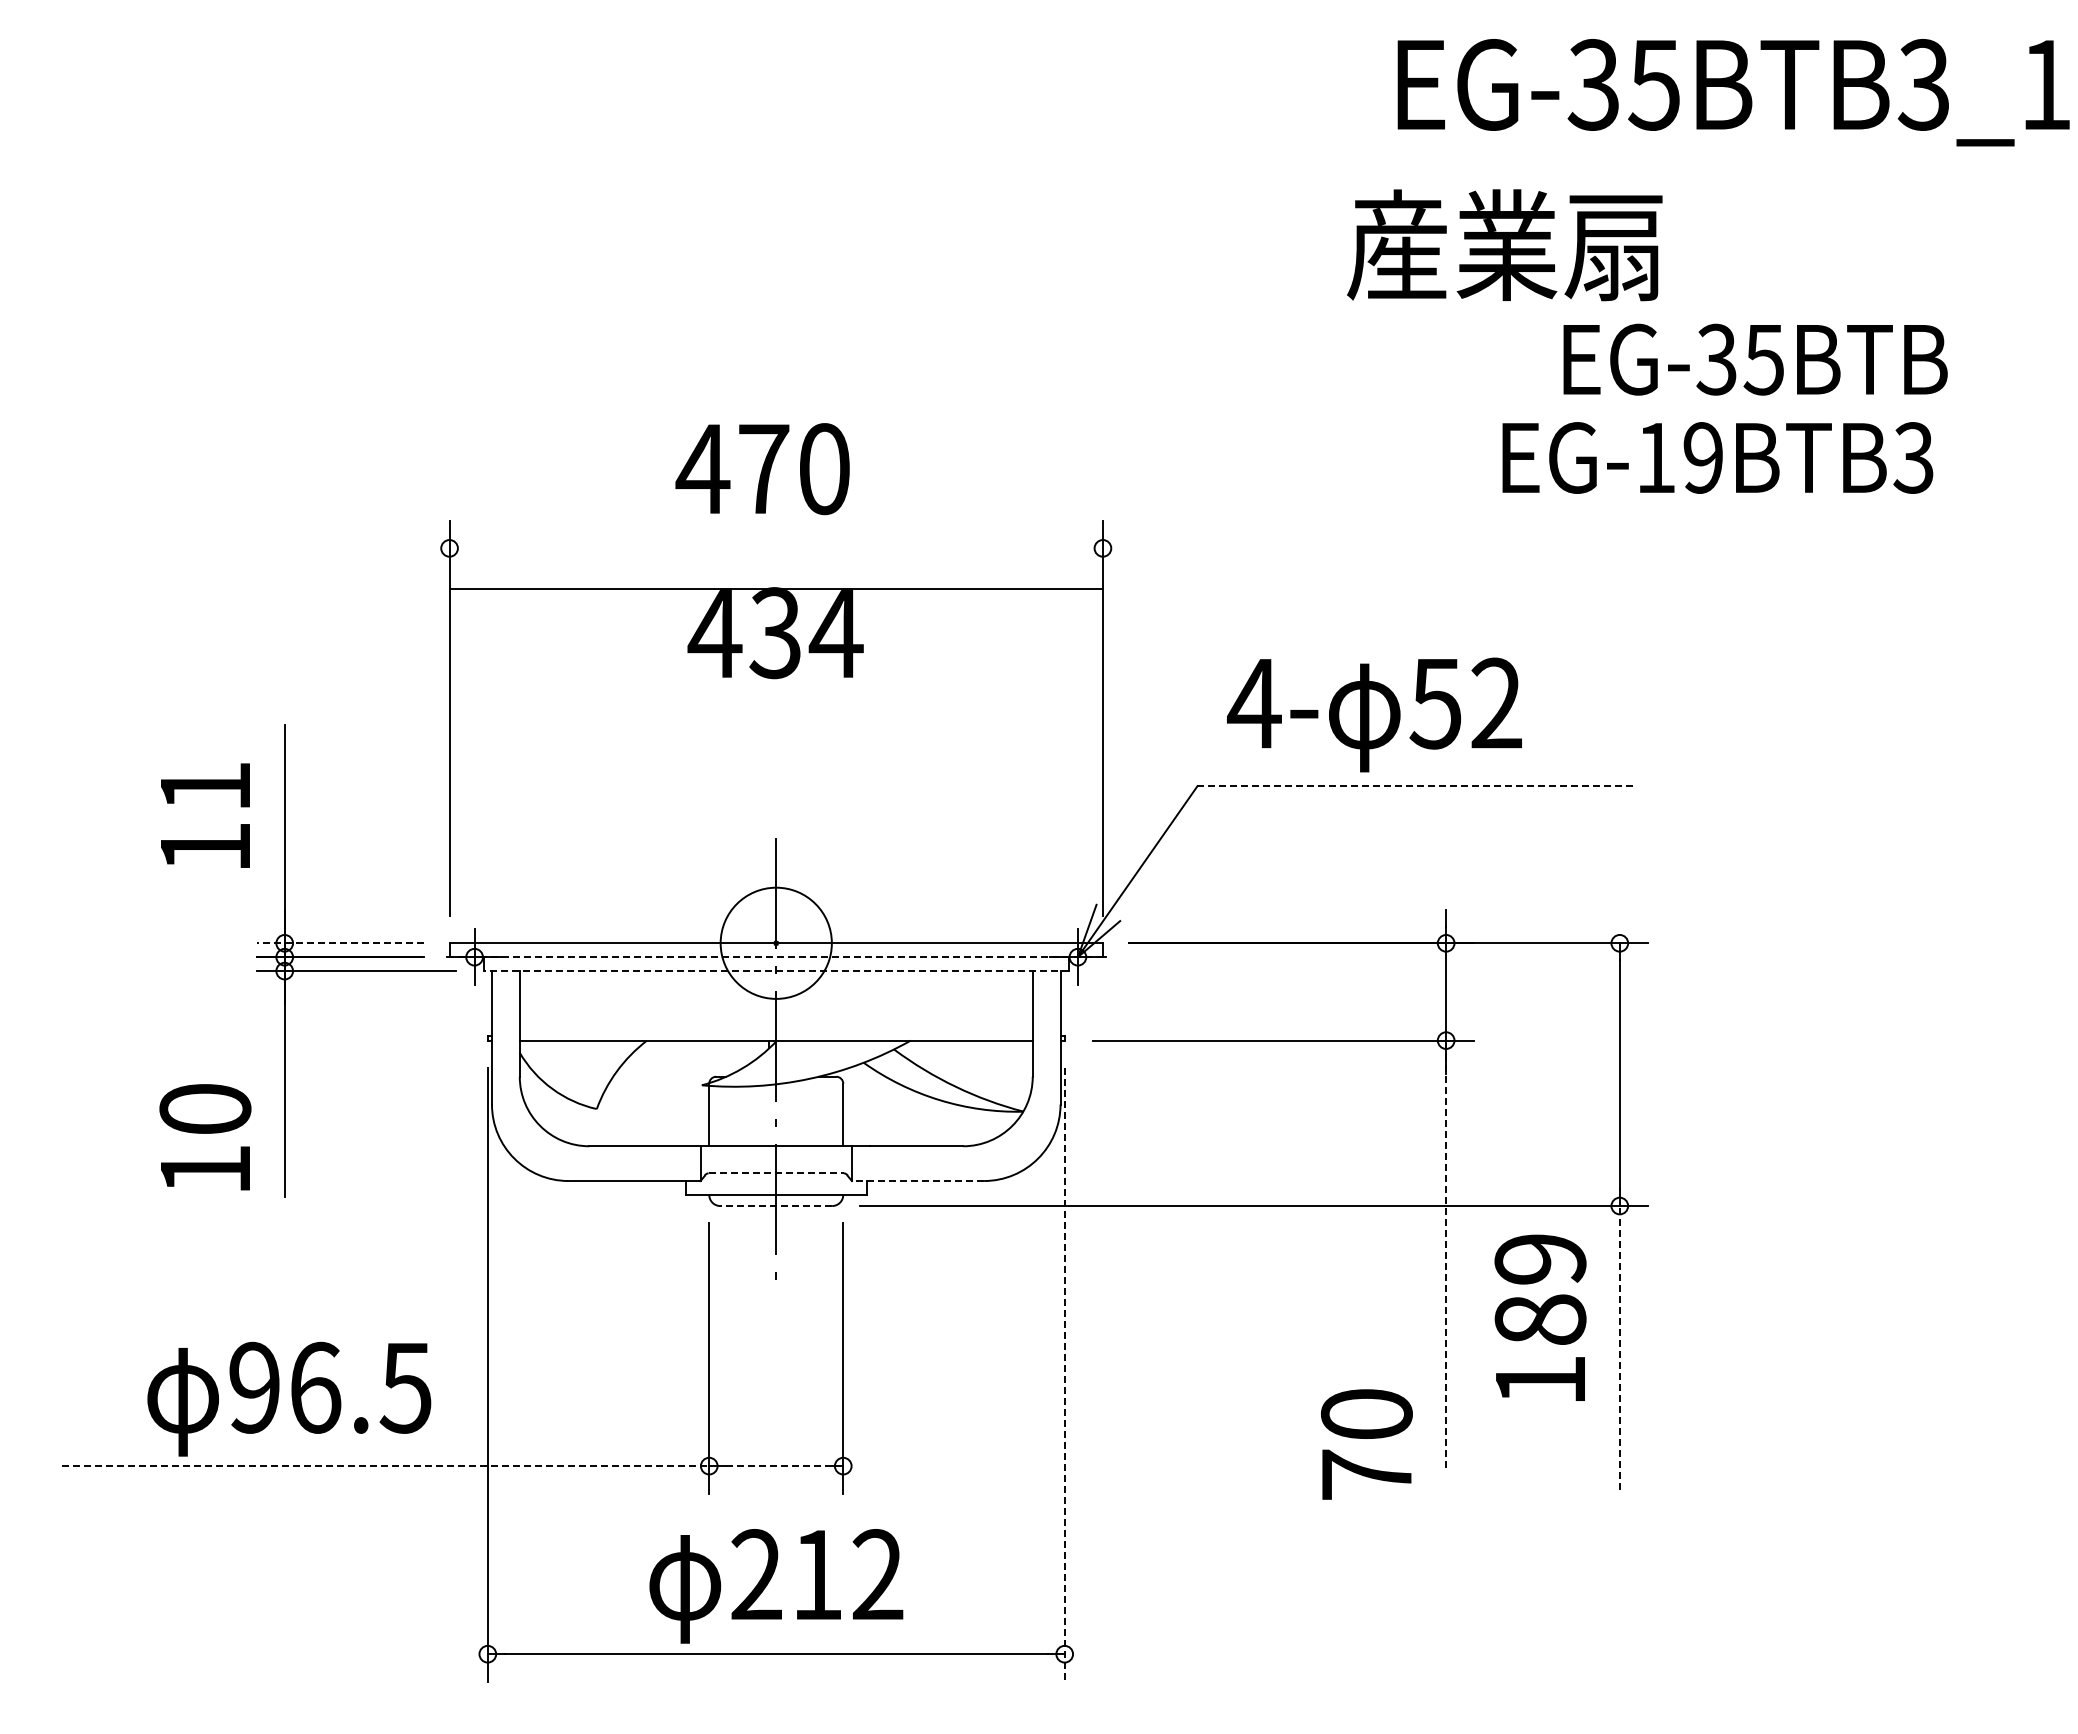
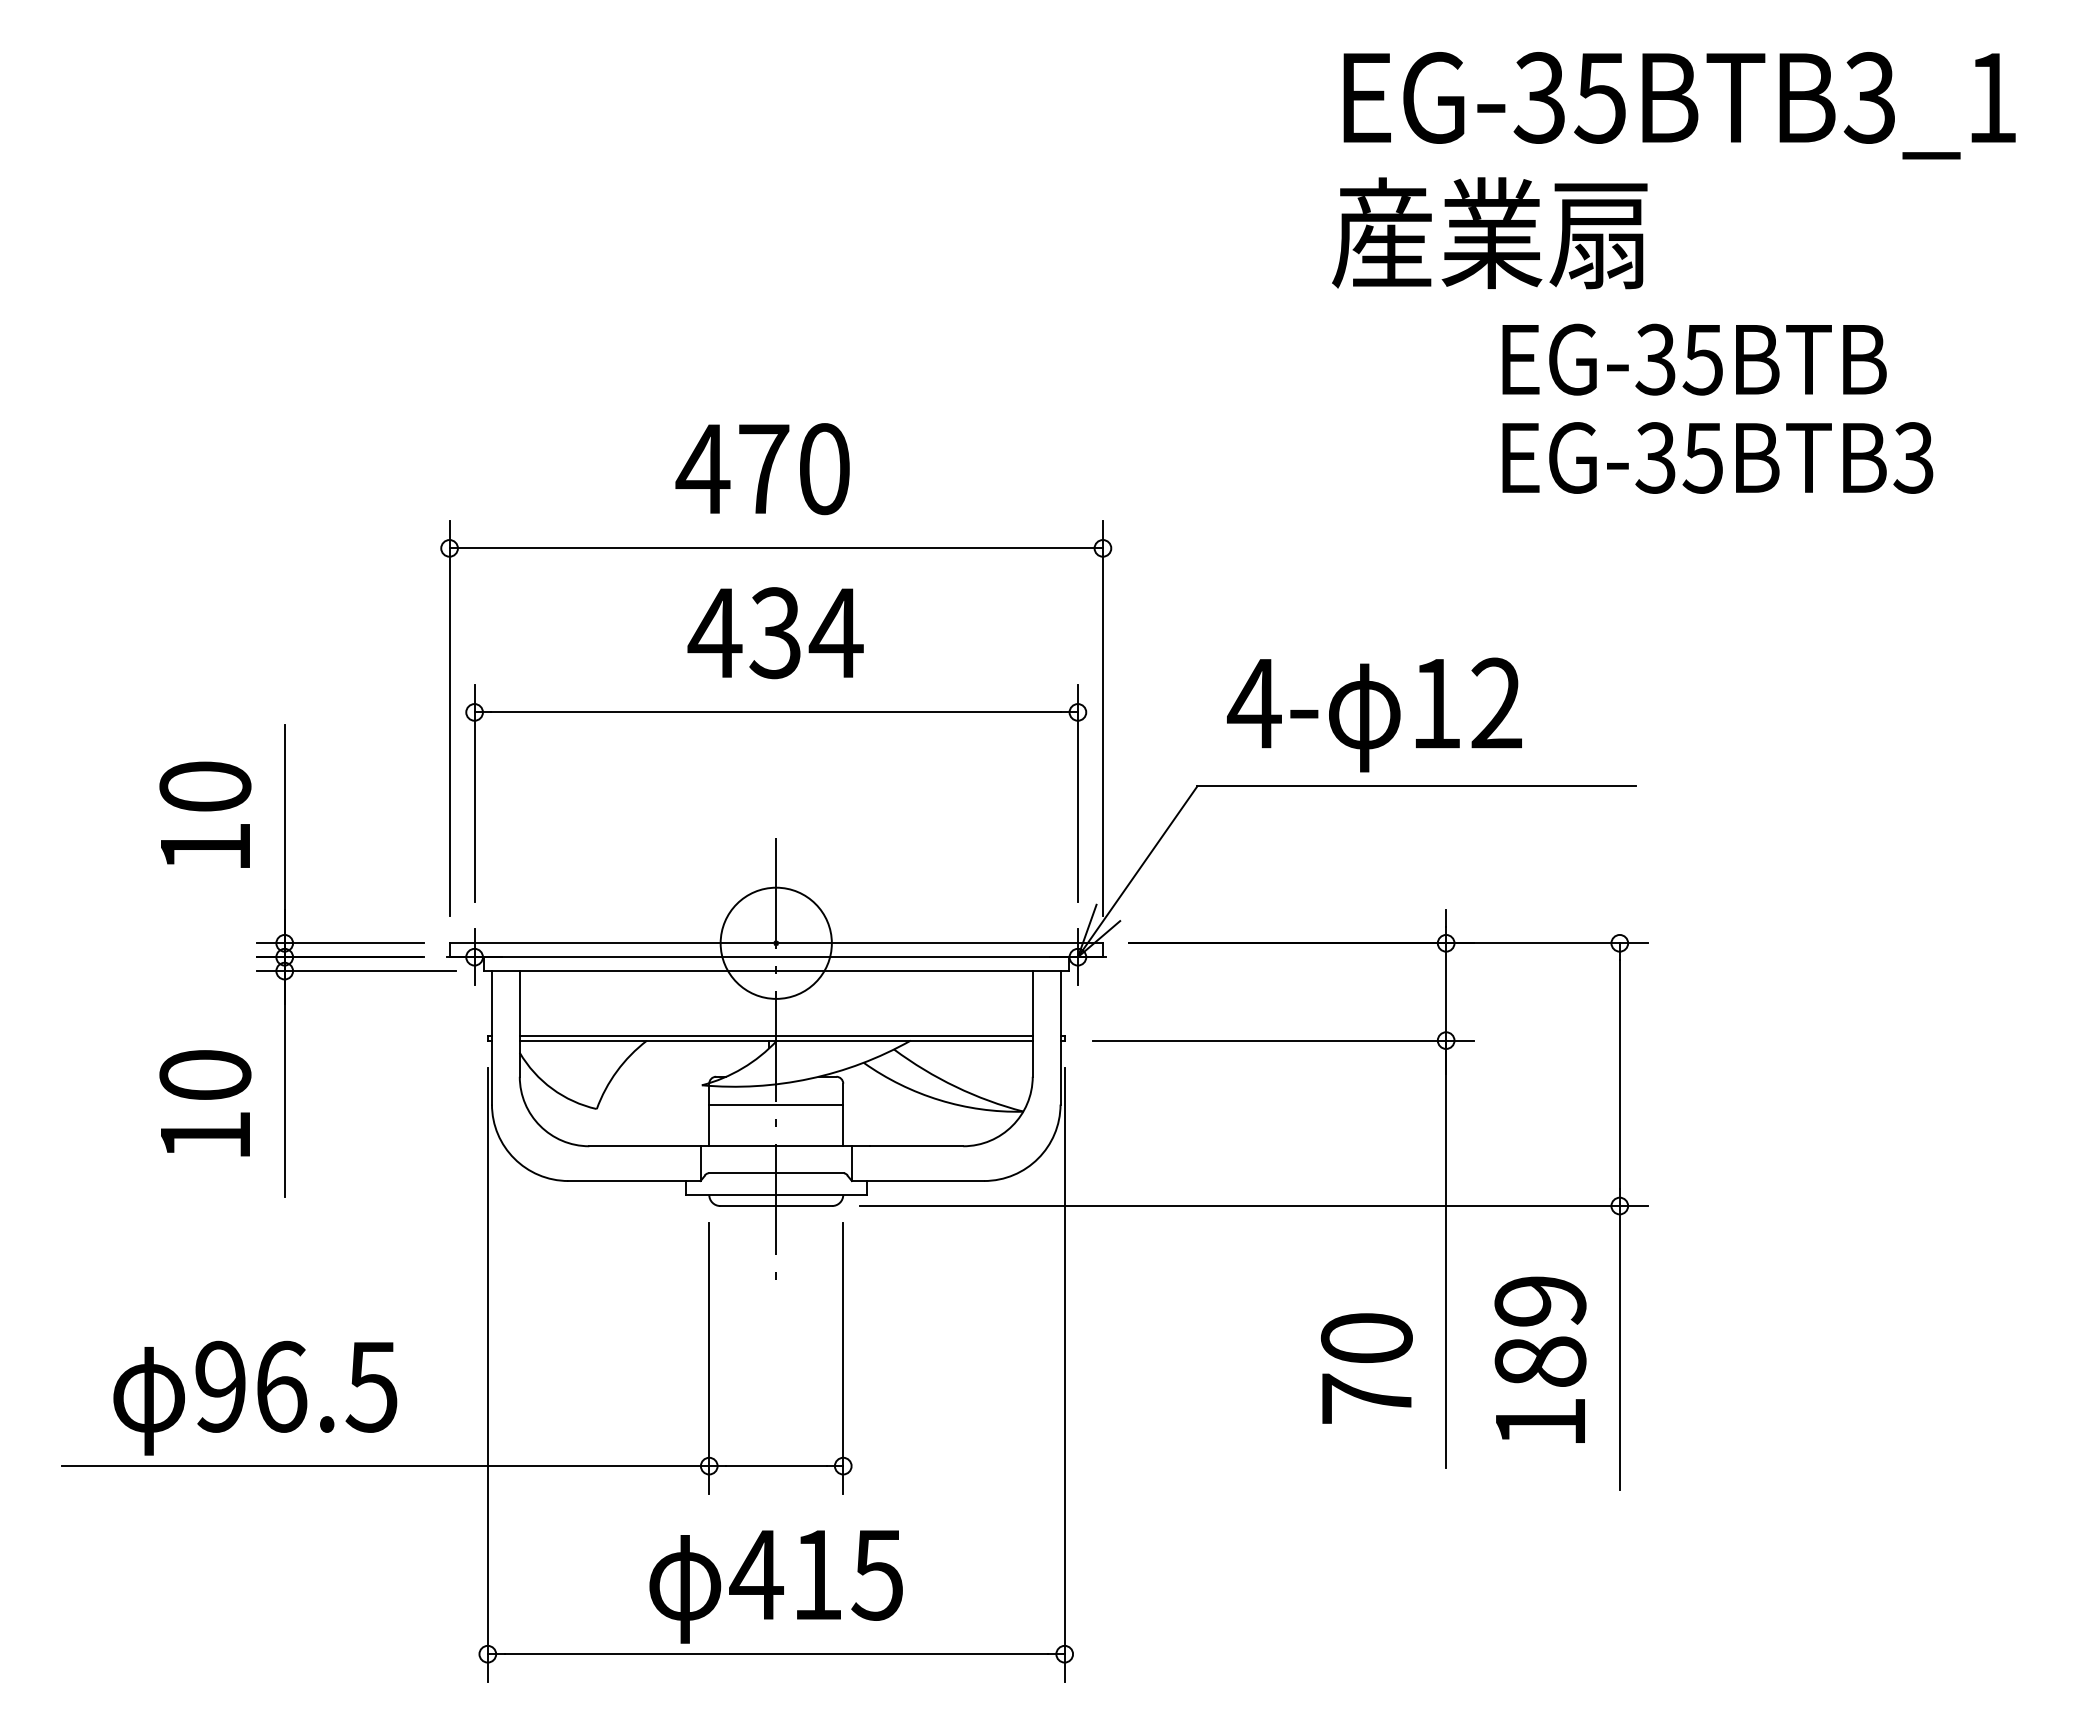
text position: (1733, 92) -> (1679, 105) (1679, 105)
text position: (1504, 245) -> (1489, 233) (1489, 233)
text position: (1755, 359) -> (1694, 359) (1694, 359)
text: EG-19BTB3 -> EG-35BTB3 (1678, 457)
line position: (775, 589) -> (775, 548) (775, 548)
text: 52 -> 12 (1435, 704)
part: none -> present (776, 712)
text: 11 -> 10 (205, 786)
line: dashed -> solid (1417, 786)
line: dashed -> solid (339, 943)
line: dashed -> solid (776, 957)
line: dashed -> solid (776, 971)
line: none -> present (775, 1036)
line: none -> present (776, 1104)
text position: (205, 1137) -> (205, 1103) (205, 1103)
line: dashed -> solid (776, 1173)
line: dashed -> solid (917, 1181)
line: dashed -> solid (776, 1206)
line: dashed -> solid (1446, 1254)
text position: (1540, 1317) -> (1540, 1359) (1540, 1359)
line: dashed -> solid (1619, 1347)
line: dashed -> solid (1064, 1375)
text position: (289, 1398) -> (255, 1397) (255, 1397)
text position: (1366, 1444) -> (1366, 1368) (1366, 1368)
line: dashed -> solid (386, 1466)
line: dashed -> solid (776, 1466)
text: 212 -> 415 (816, 1574)
